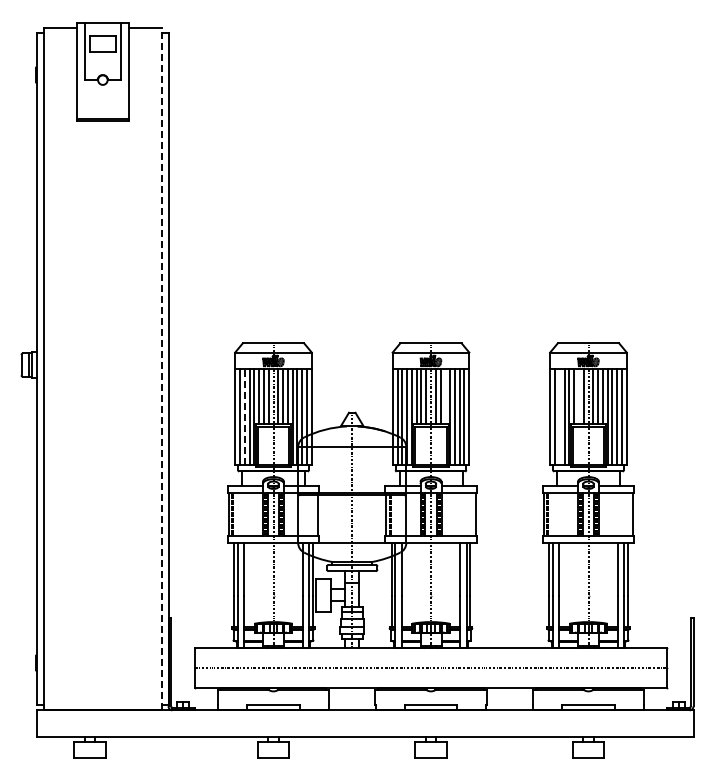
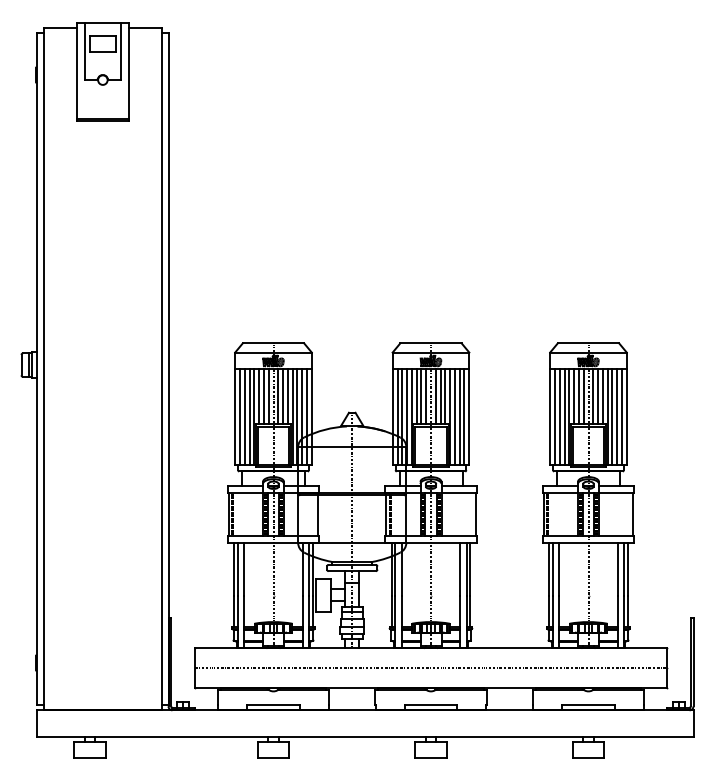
line: dashed -> solid (161, 368)
line: none -> present (445, 396)
line: none -> present (578, 396)
line: dashed -> solid (244, 416)
line: none -> present (559, 416)
